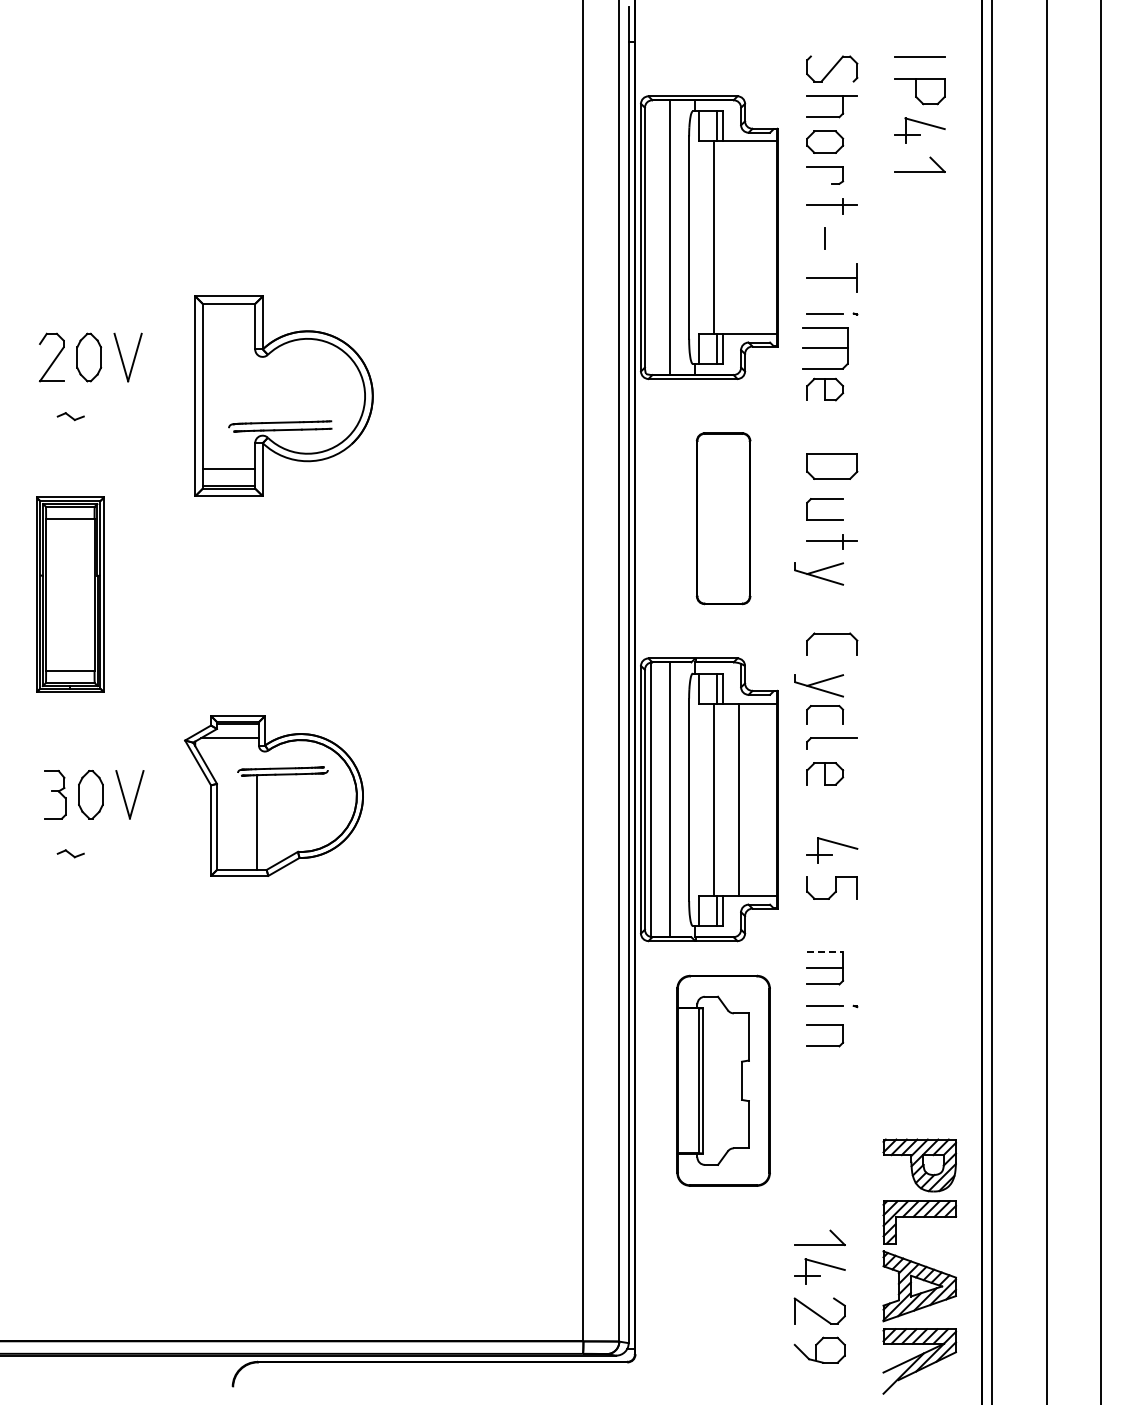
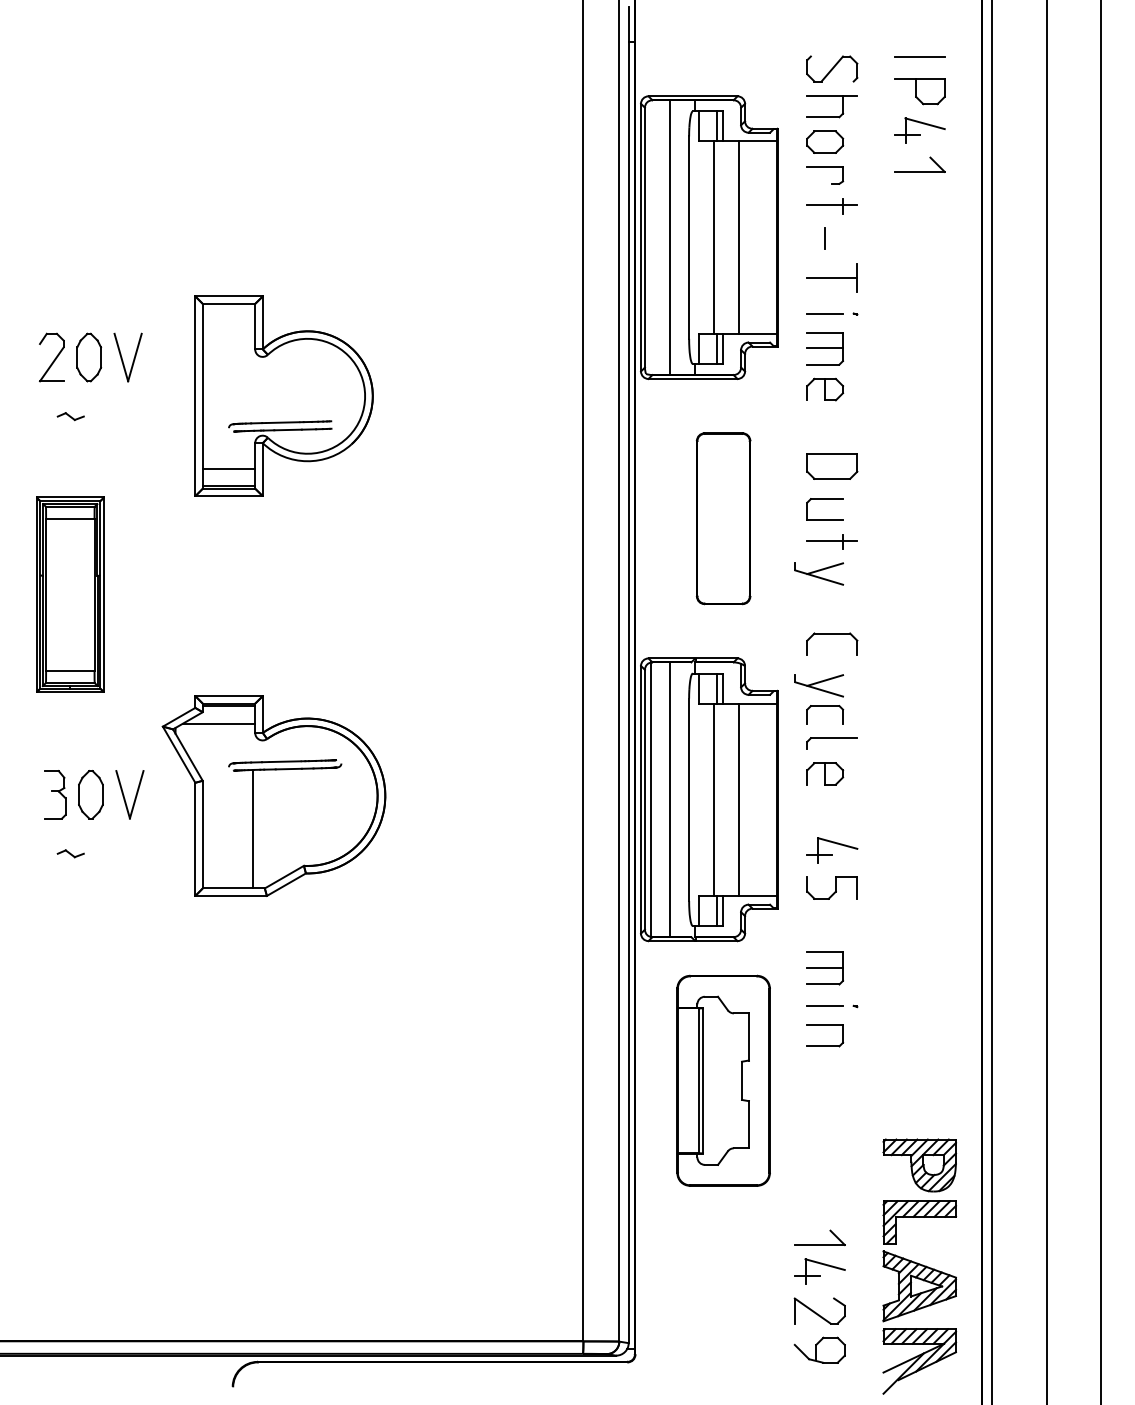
line: none -> present (738, 237)
part size: 47x43 px -> 38x34 px (824, 348)
part size: 180x162 px -> 226x202 px (273, 795)
line: dashed -> solid (825, 952)
